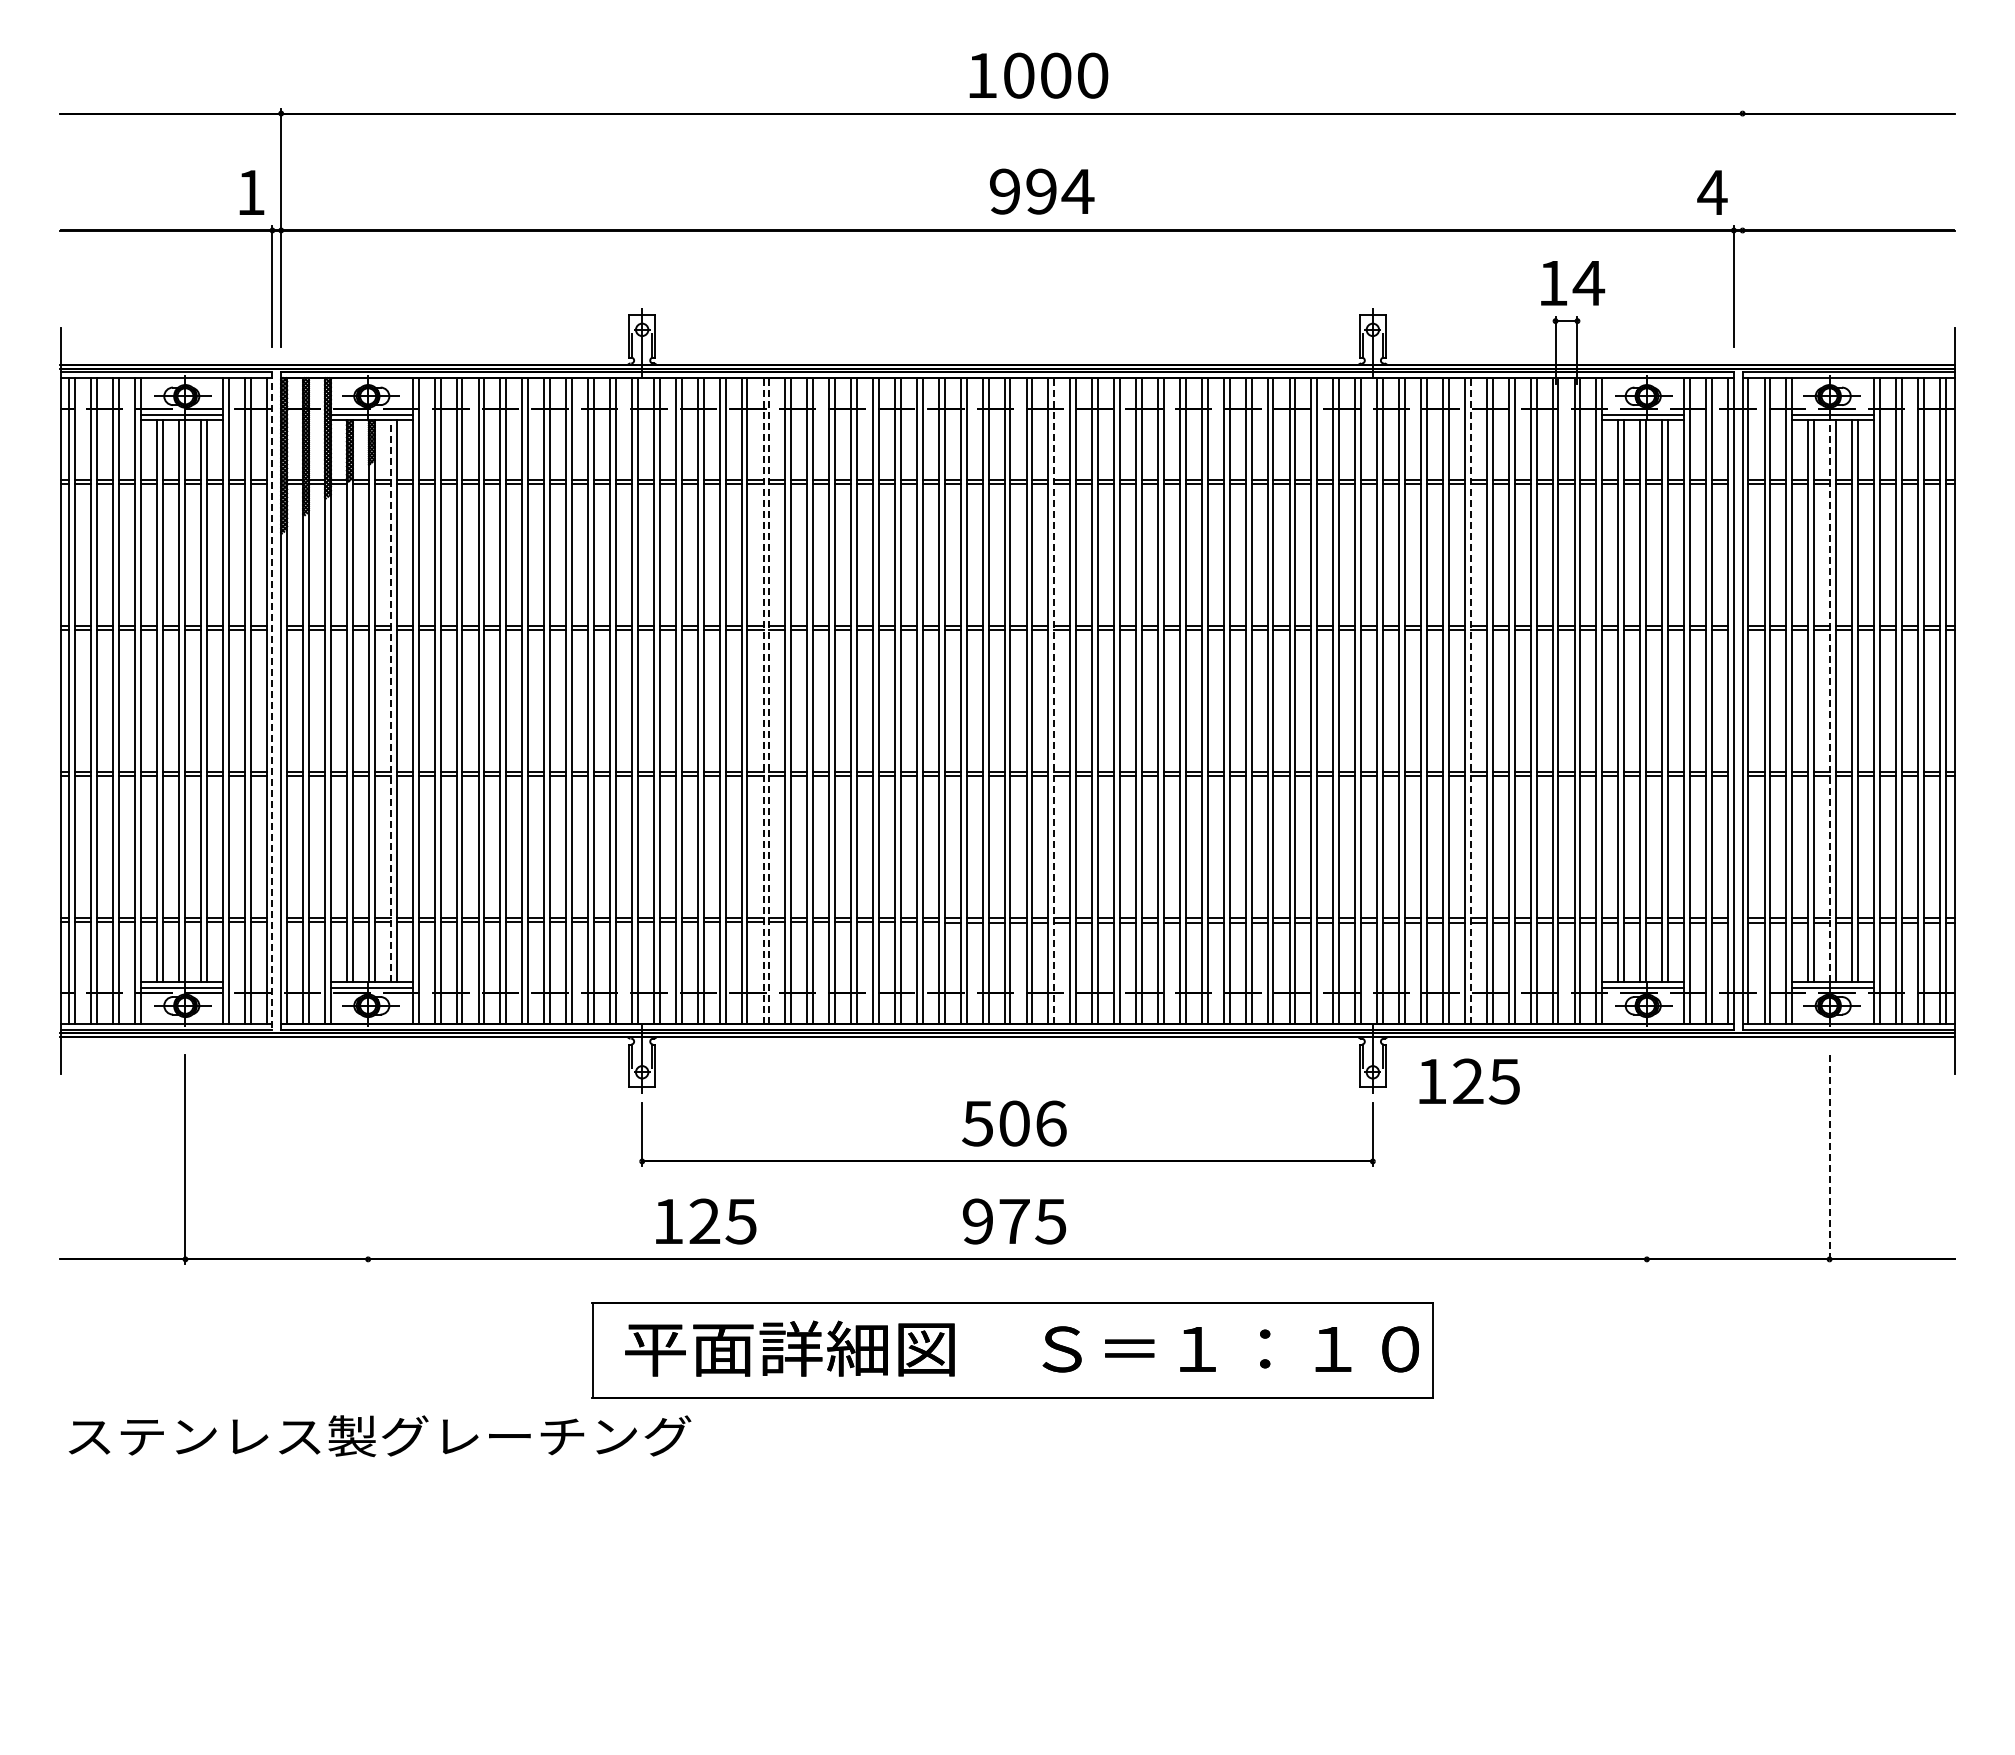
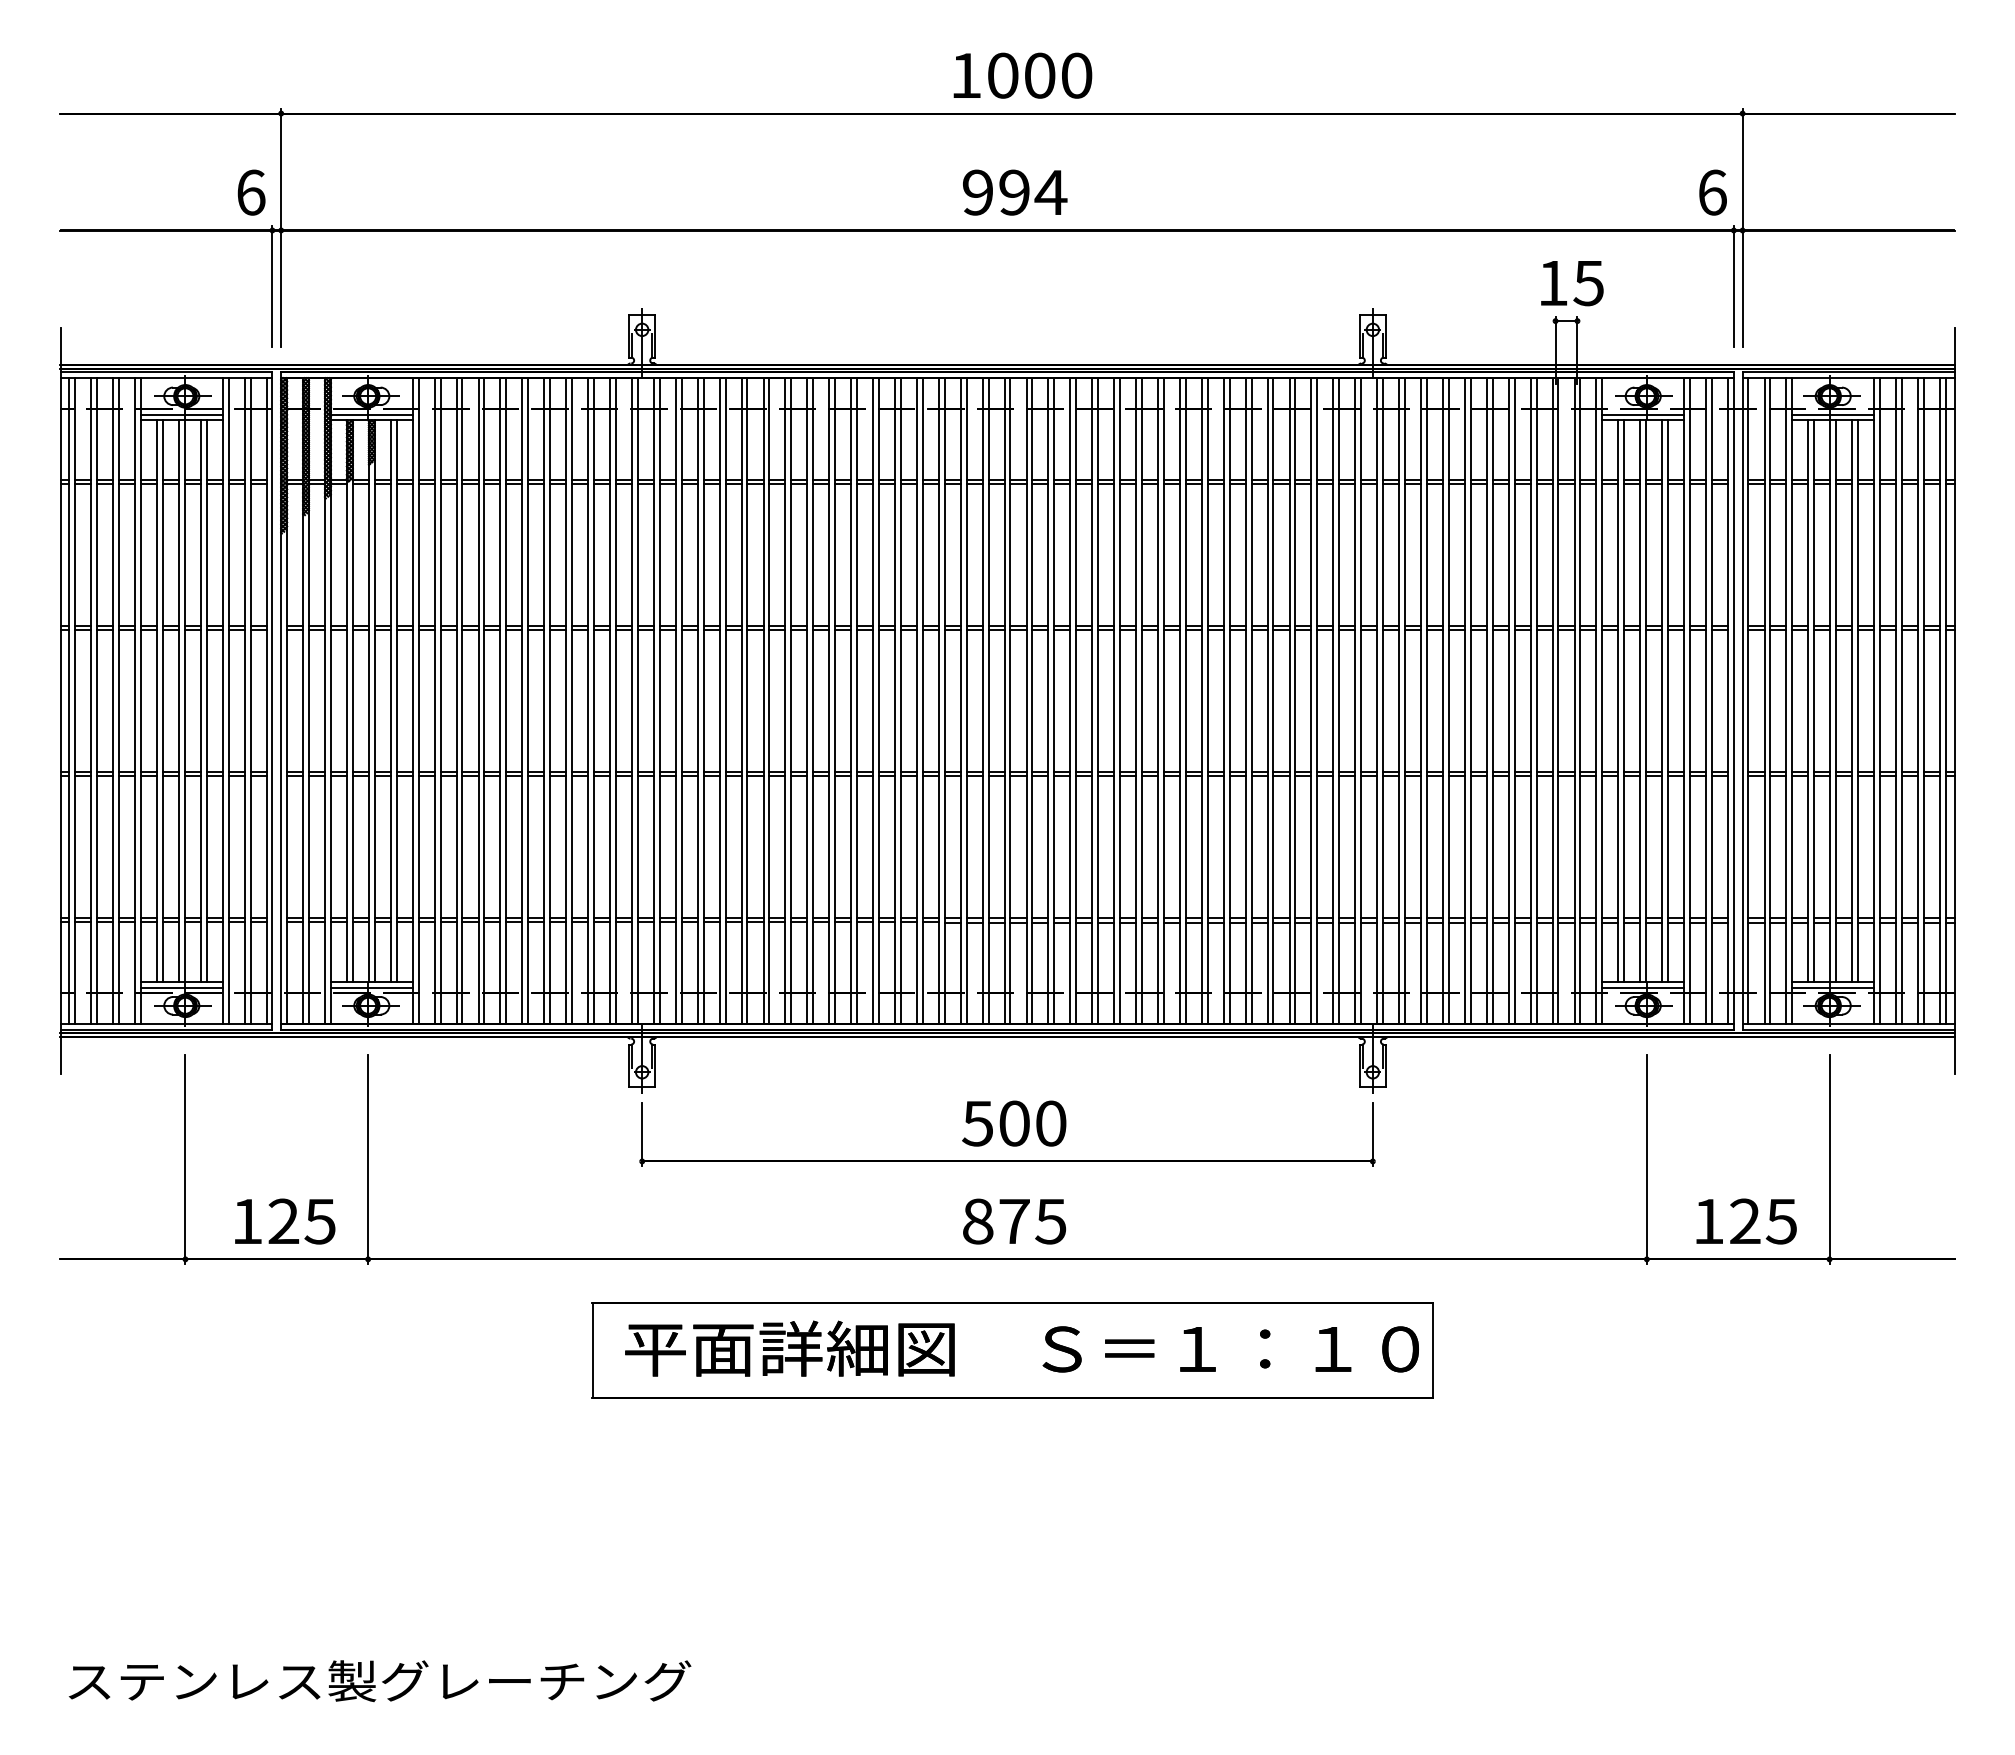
text position: (1038, 75) -> (1022, 75) (1022, 75)
text position: (1042, 191) -> (1015, 192) (1015, 192)
text: 1 -> 6 (251, 192)
text: 4 -> 6 (1712, 192)
line: none -> present (1742, 228)
text: 14 -> 15 (1588, 283)
line: dashed -> solid (272, 701)
line: dashed -> solid (390, 701)
line: dashed -> solid (763, 701)
line: dashed -> solid (769, 701)
line: dashed -> solid (1054, 701)
line: dashed -> solid (1470, 701)
line: dashed -> solid (1830, 701)
text position: (1469, 1081) -> (1746, 1221) (1746, 1221)
text: 506 -> 500 (1051, 1123)
line: none -> present (368, 1158)
line: none -> present (1646, 1158)
line: dashed -> solid (1829, 1159)
text position: (706, 1221) -> (285, 1221) (285, 1221)
text: 975 -> 875 (978, 1221)
text position: (379, 1436) -> (379, 1681) (379, 1681)
